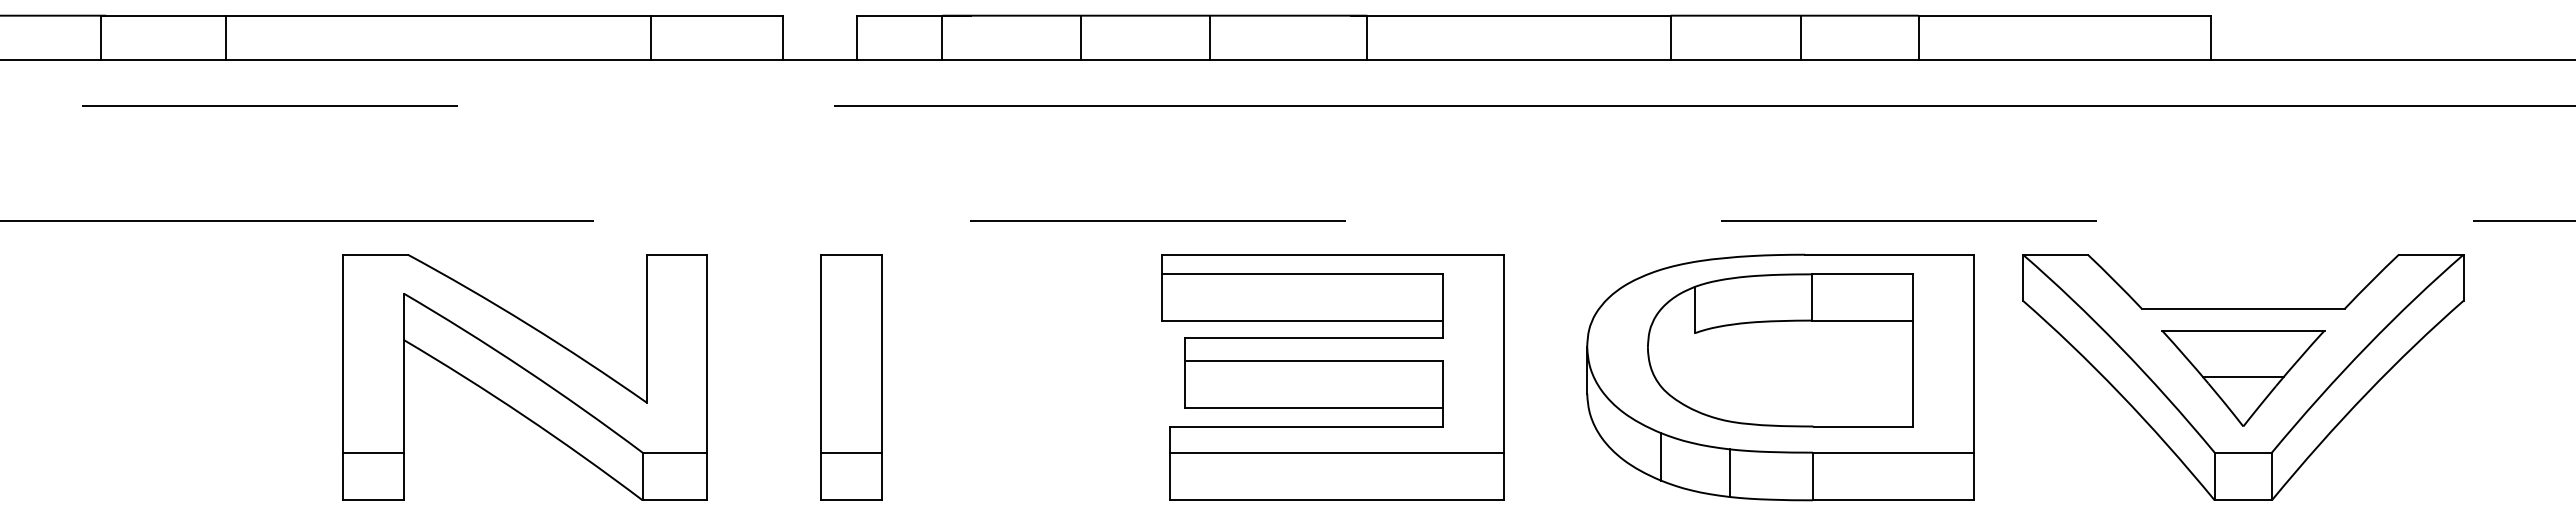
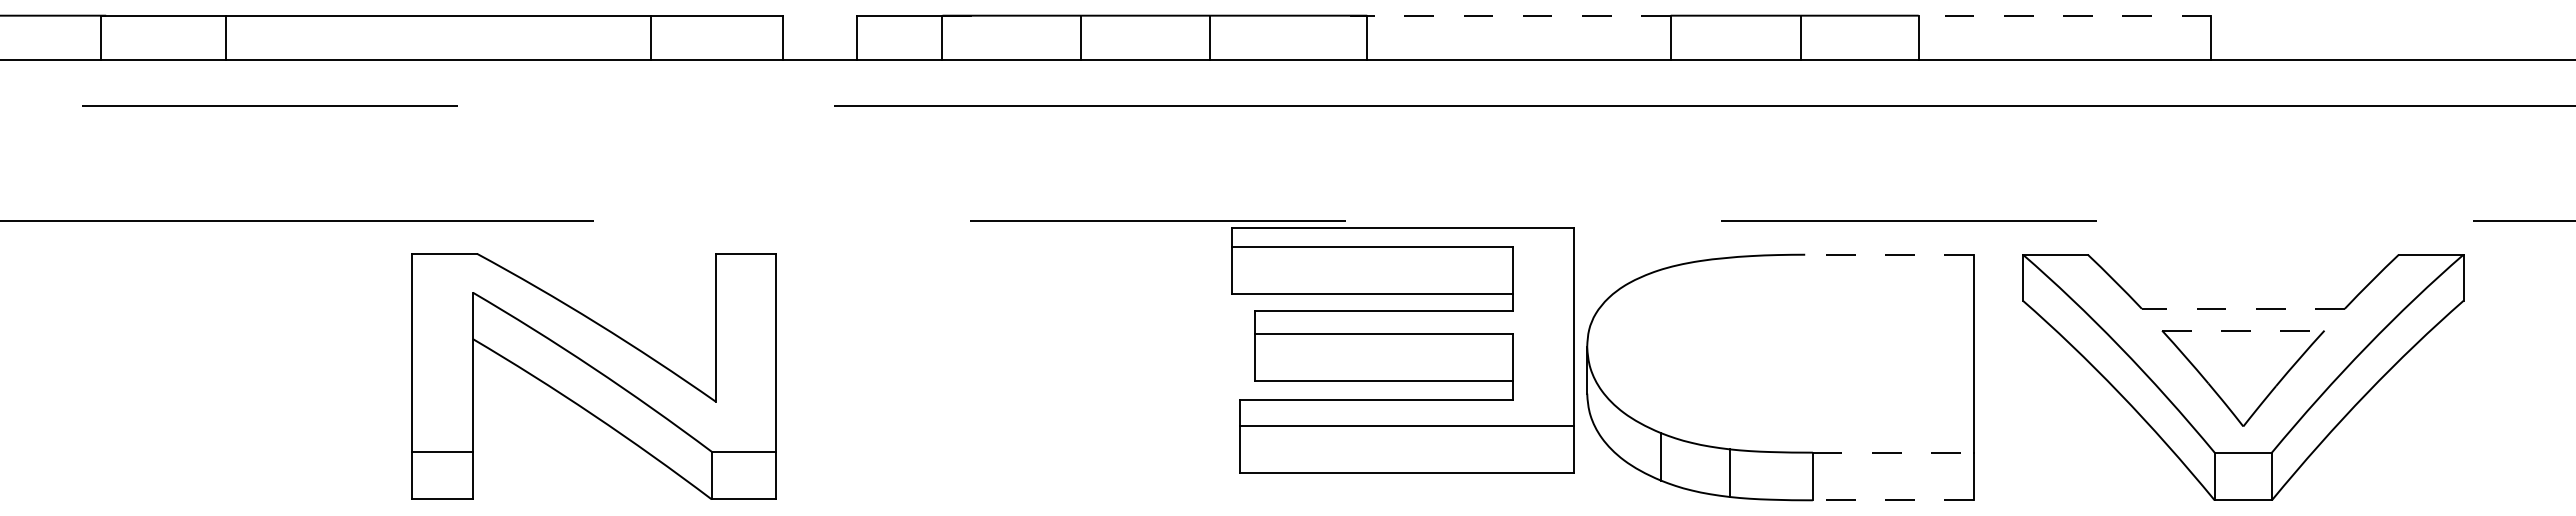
line: solid -> dashed (1518, 15)
line: solid -> dashed (2064, 15)
line: solid -> dashed (1889, 254)
line: solid -> dashed (2242, 308)
line: solid -> dashed (2243, 330)
part: present -> none (1780, 350)
part position: (524, 377) -> (593, 376) (593, 376)
part: present -> none (851, 377)
part position: (1332, 377) -> (1402, 350) (1402, 350)
line: present -> none (2243, 377)
line: solid -> dashed (1893, 452)
line: solid -> dashed (1893, 500)
